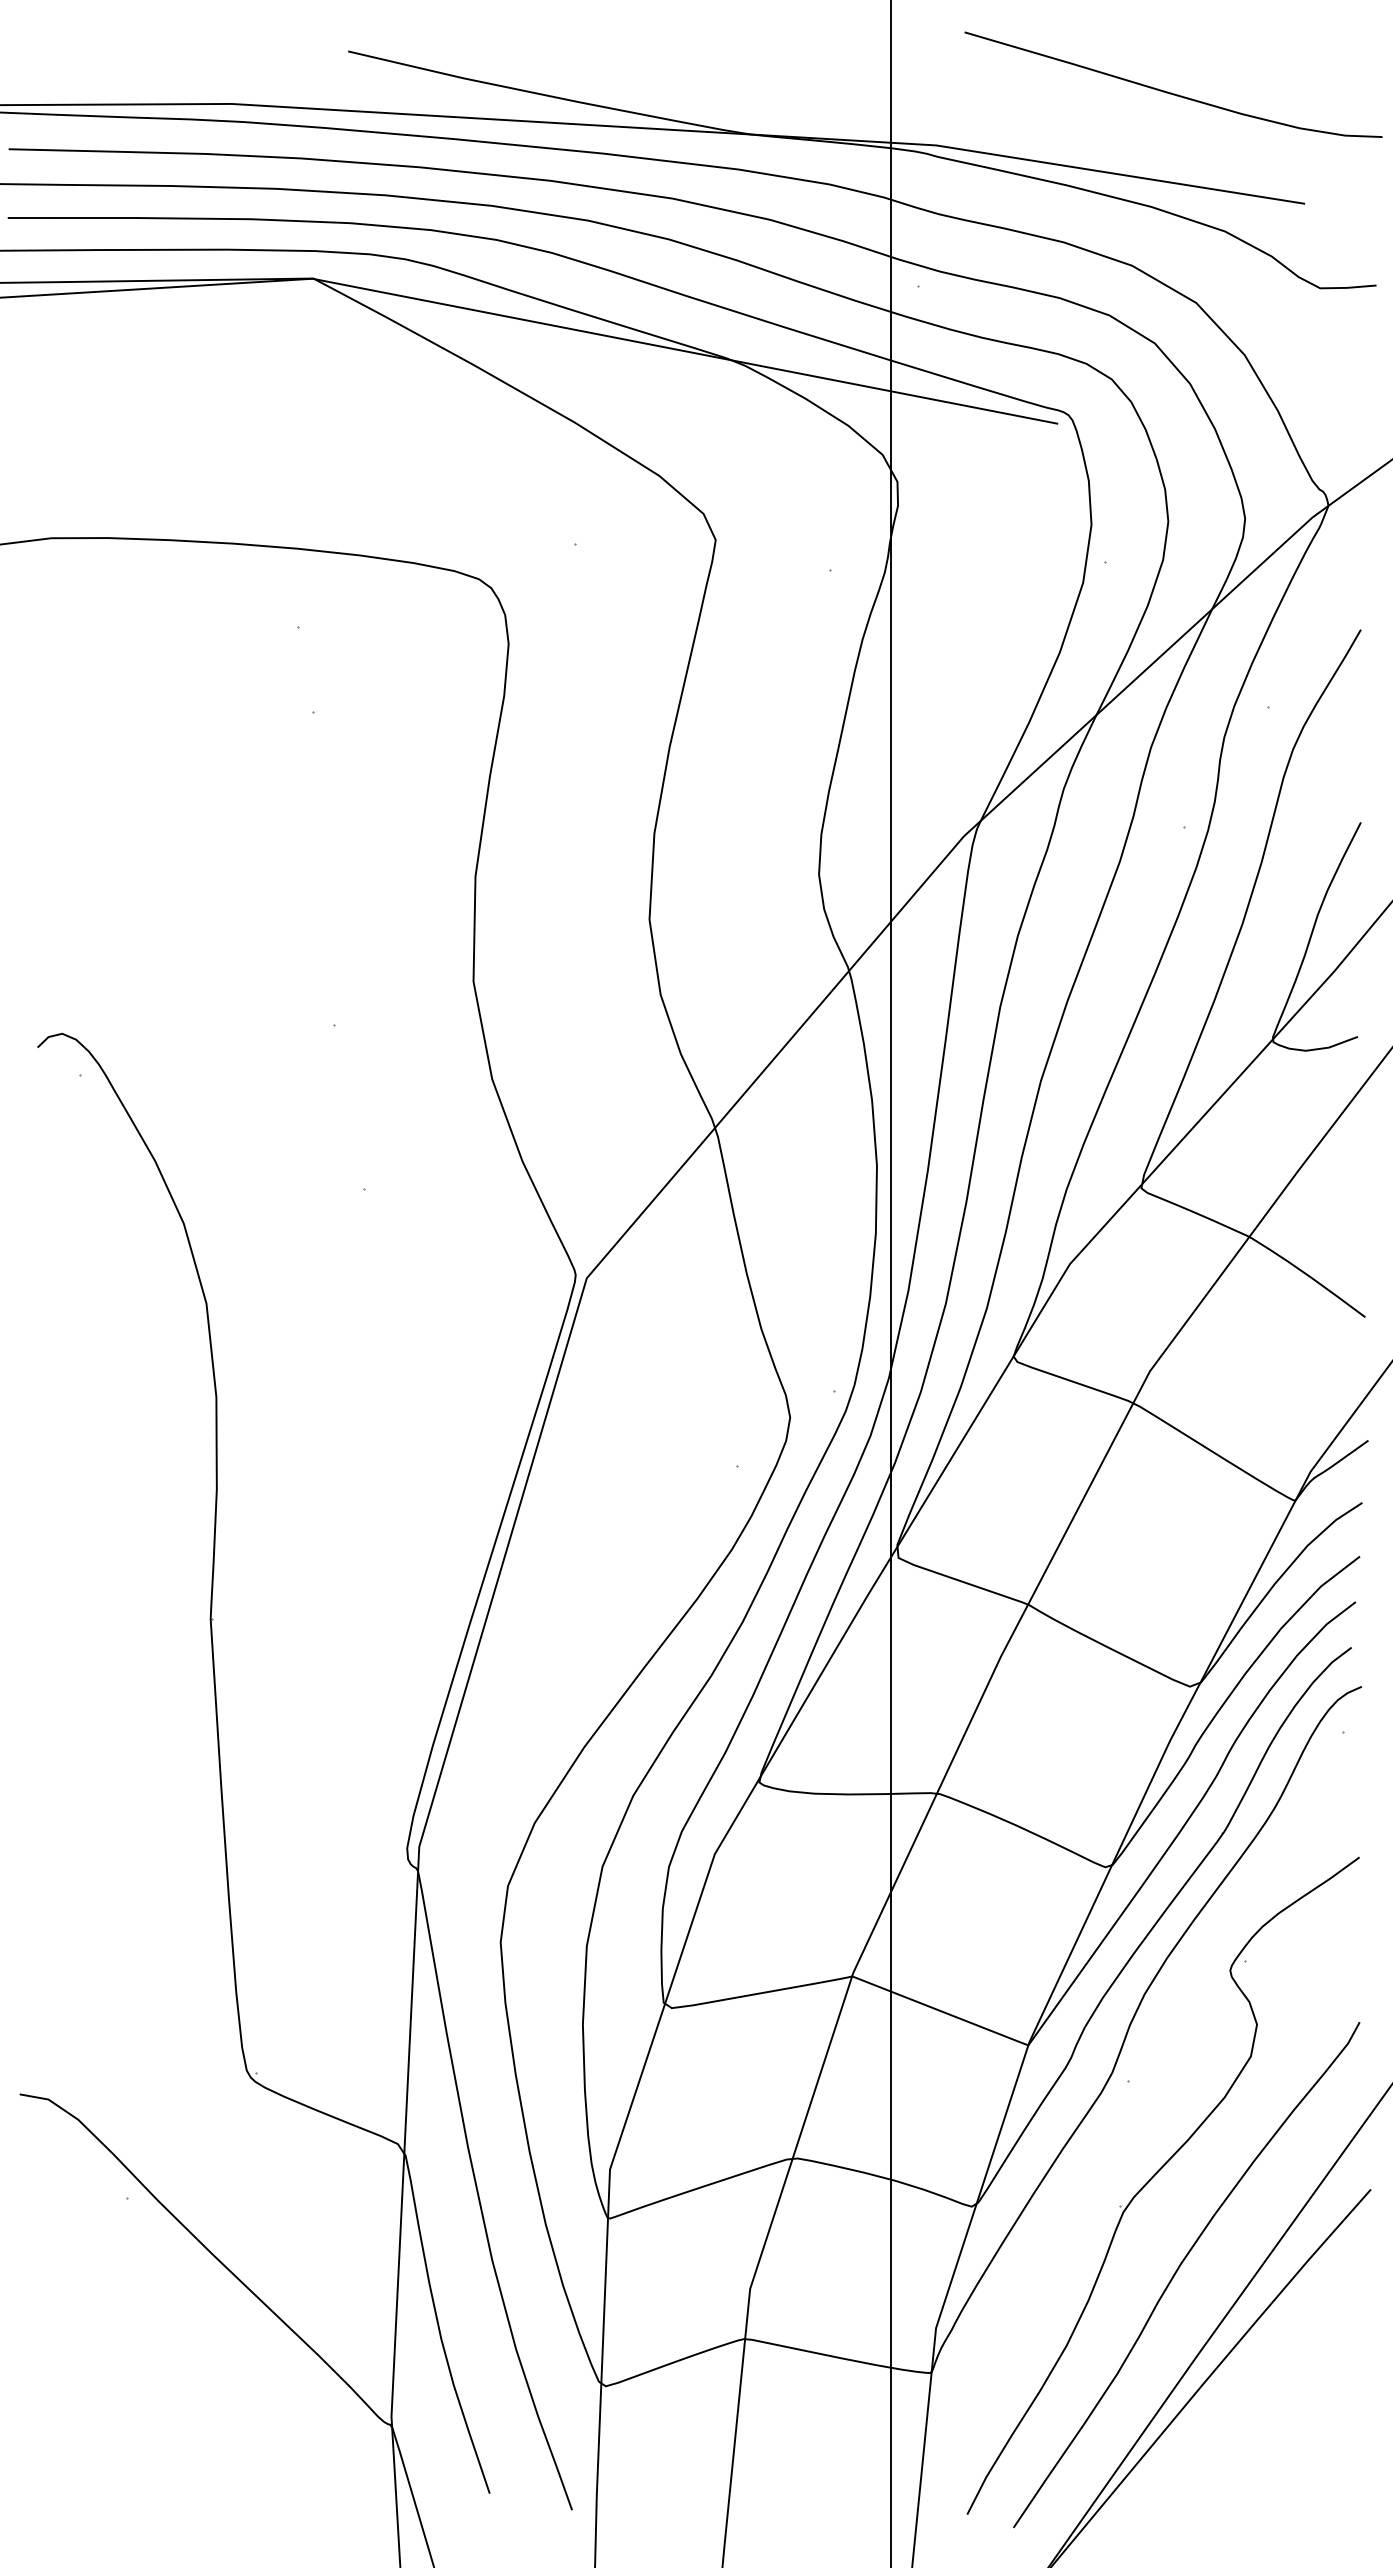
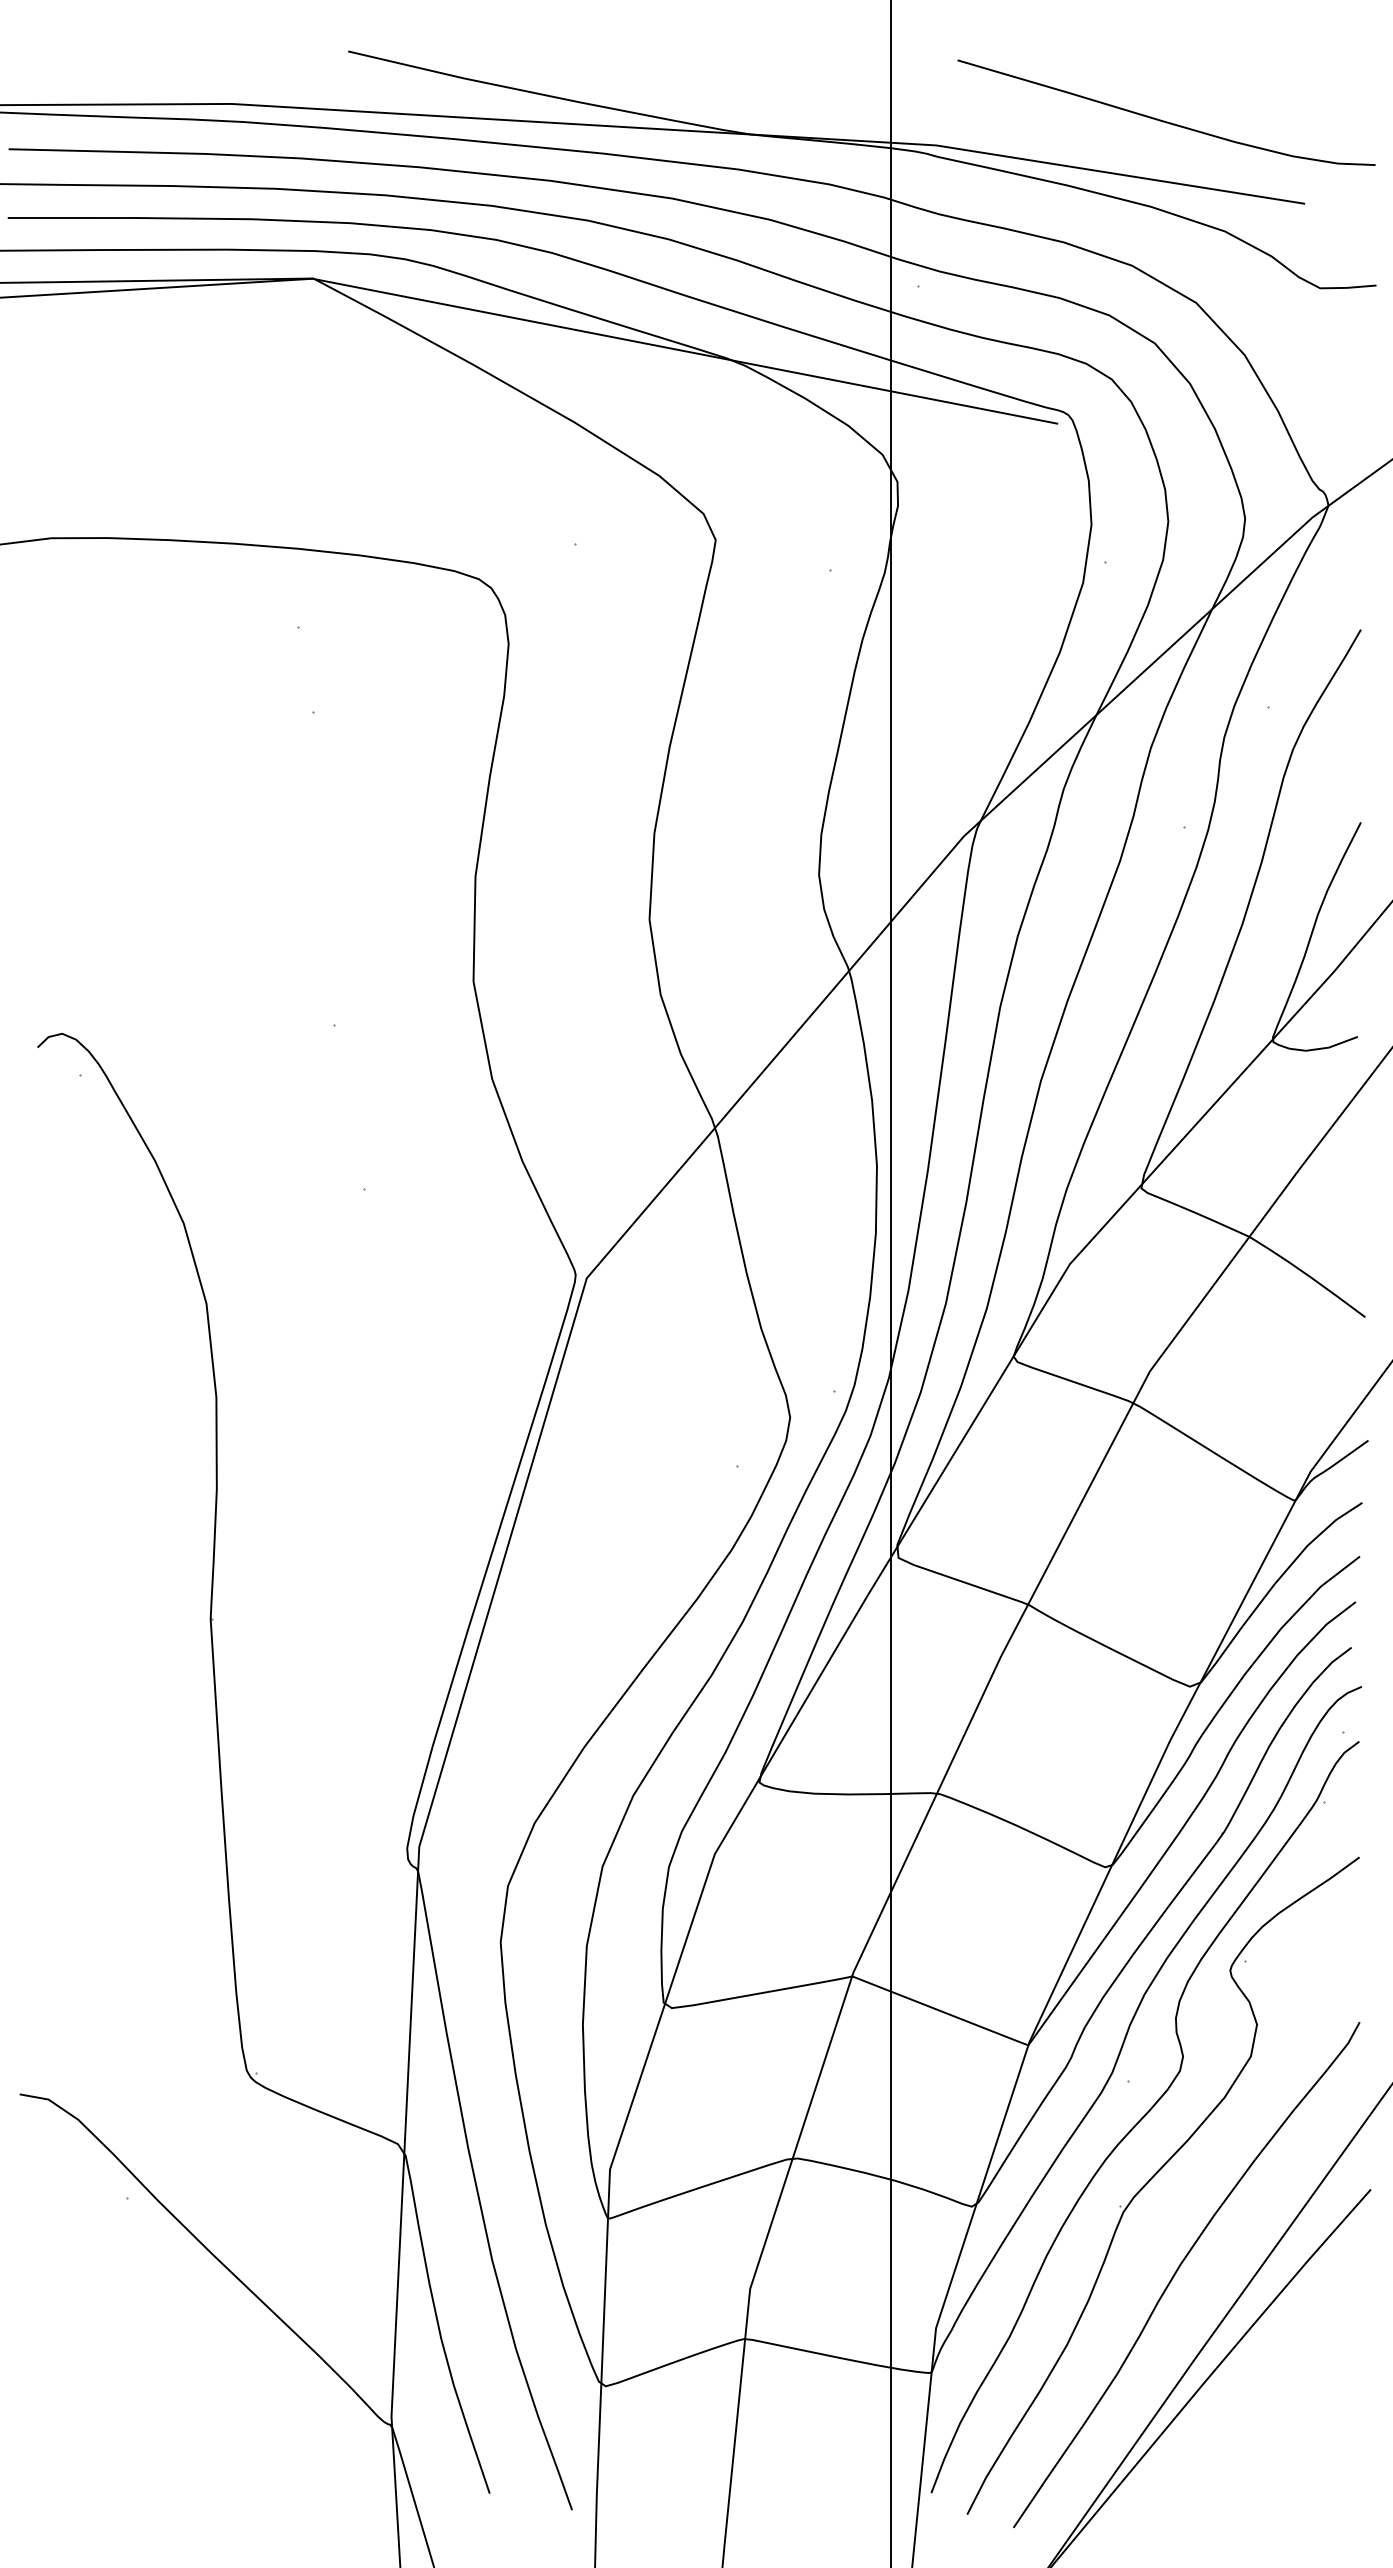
curve position: (1171, 92) -> (1164, 120) (1164, 120)
part: none -> present (1144, 2117)
